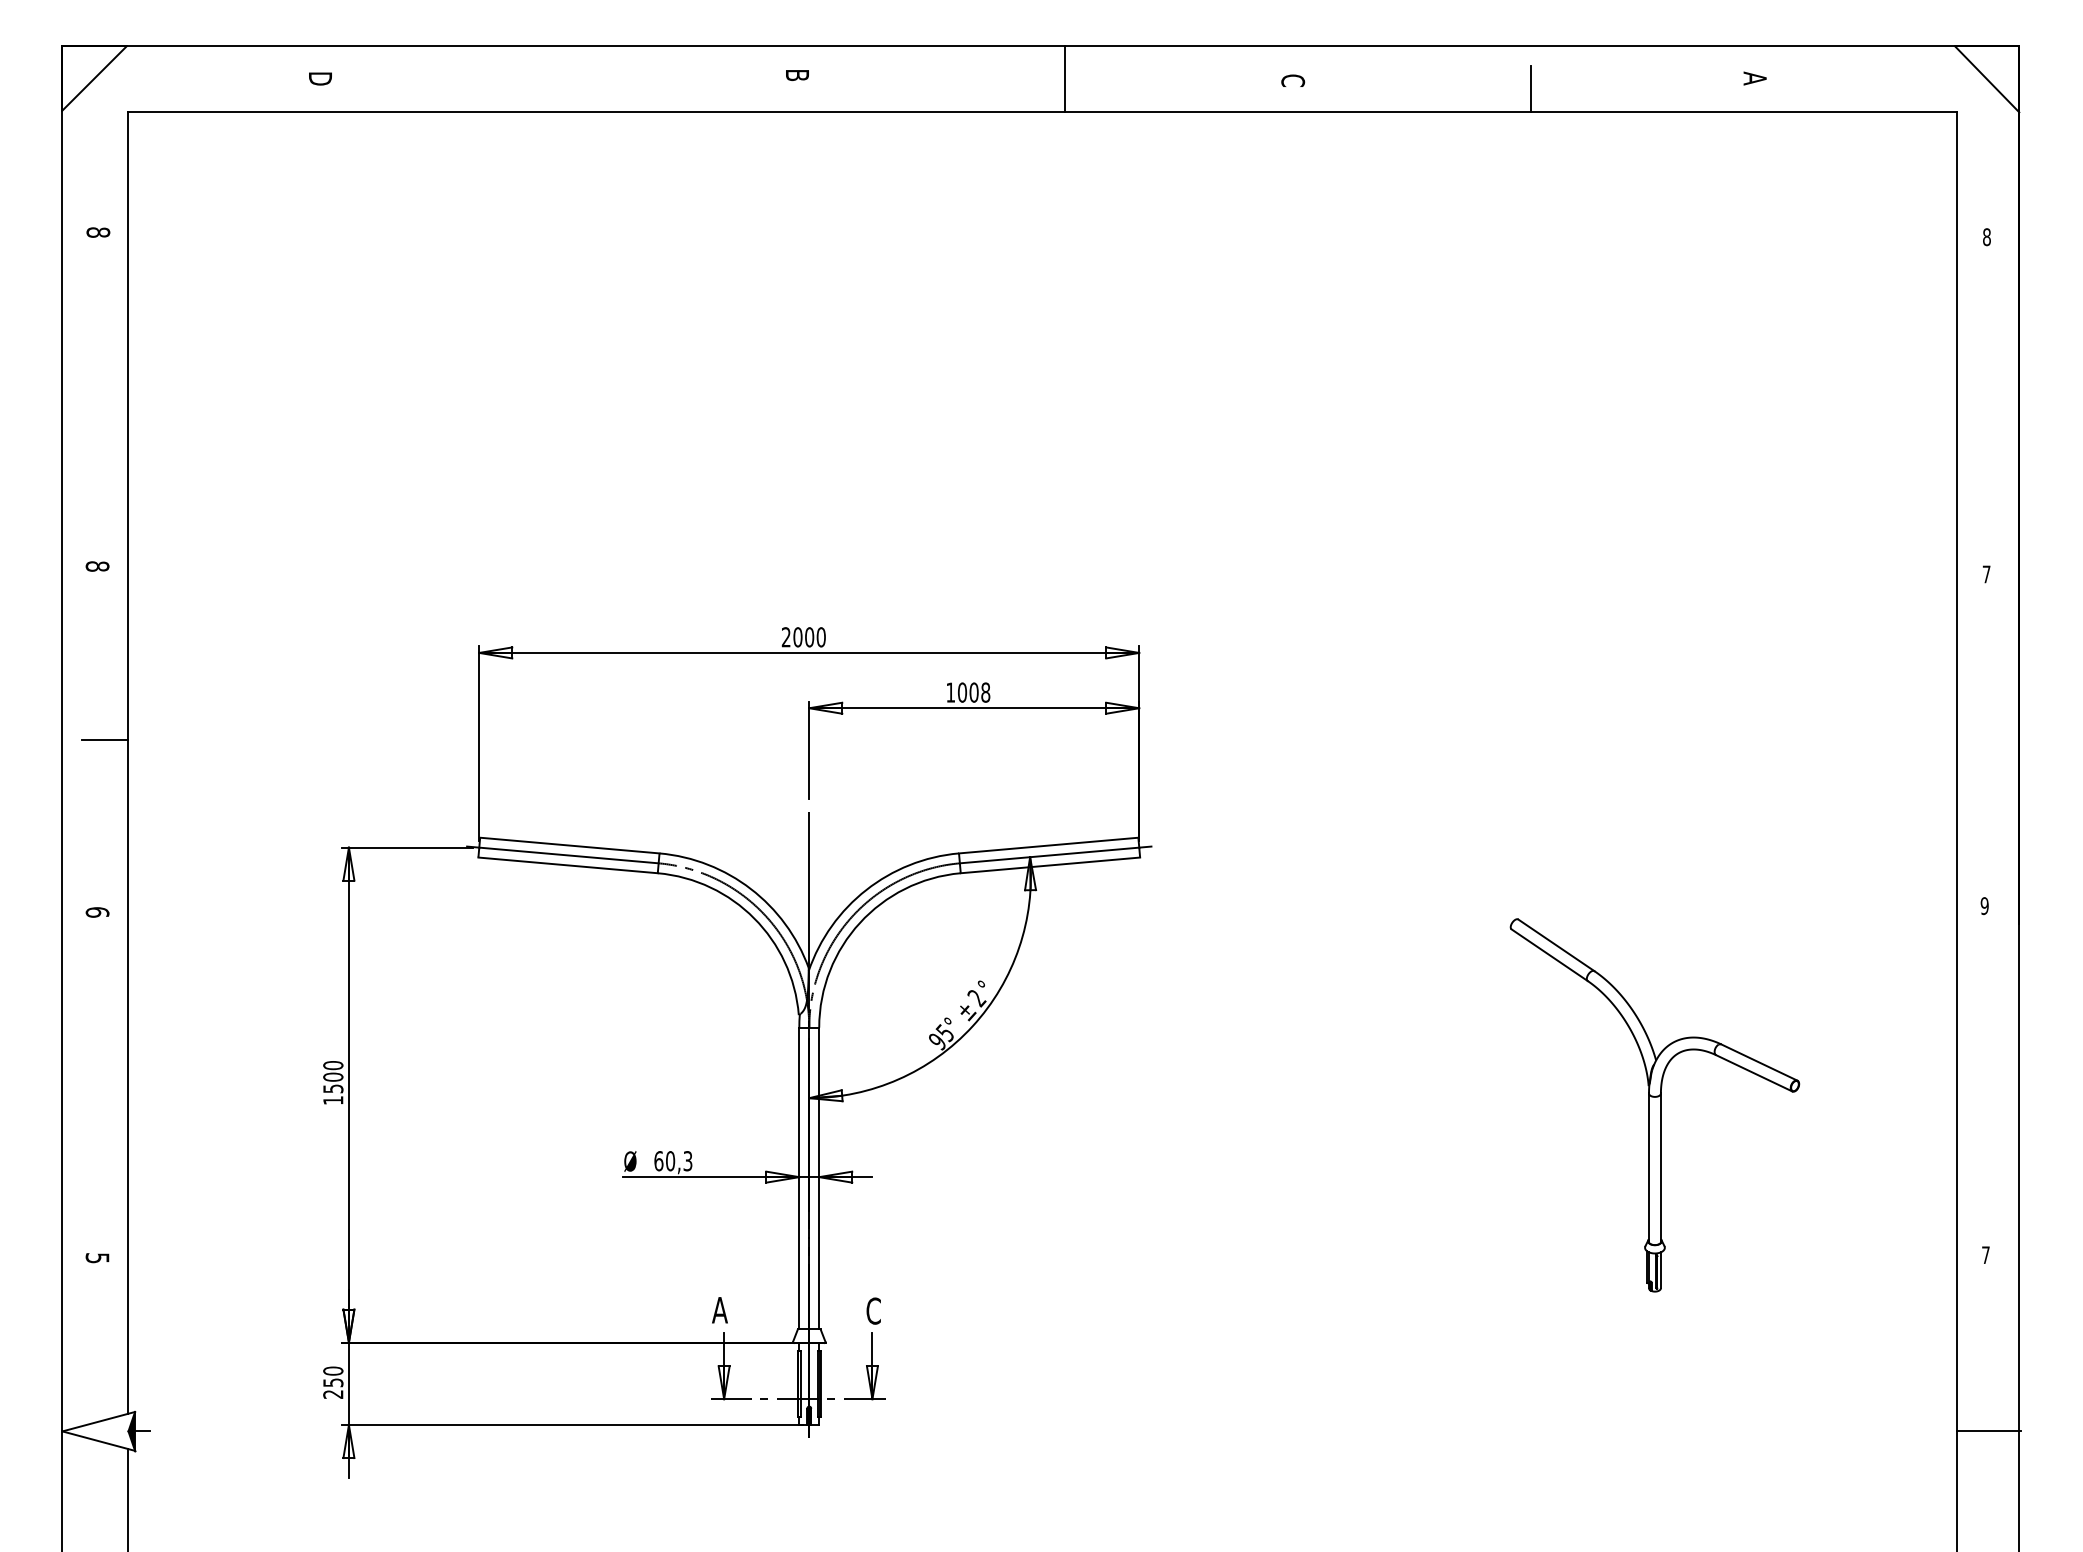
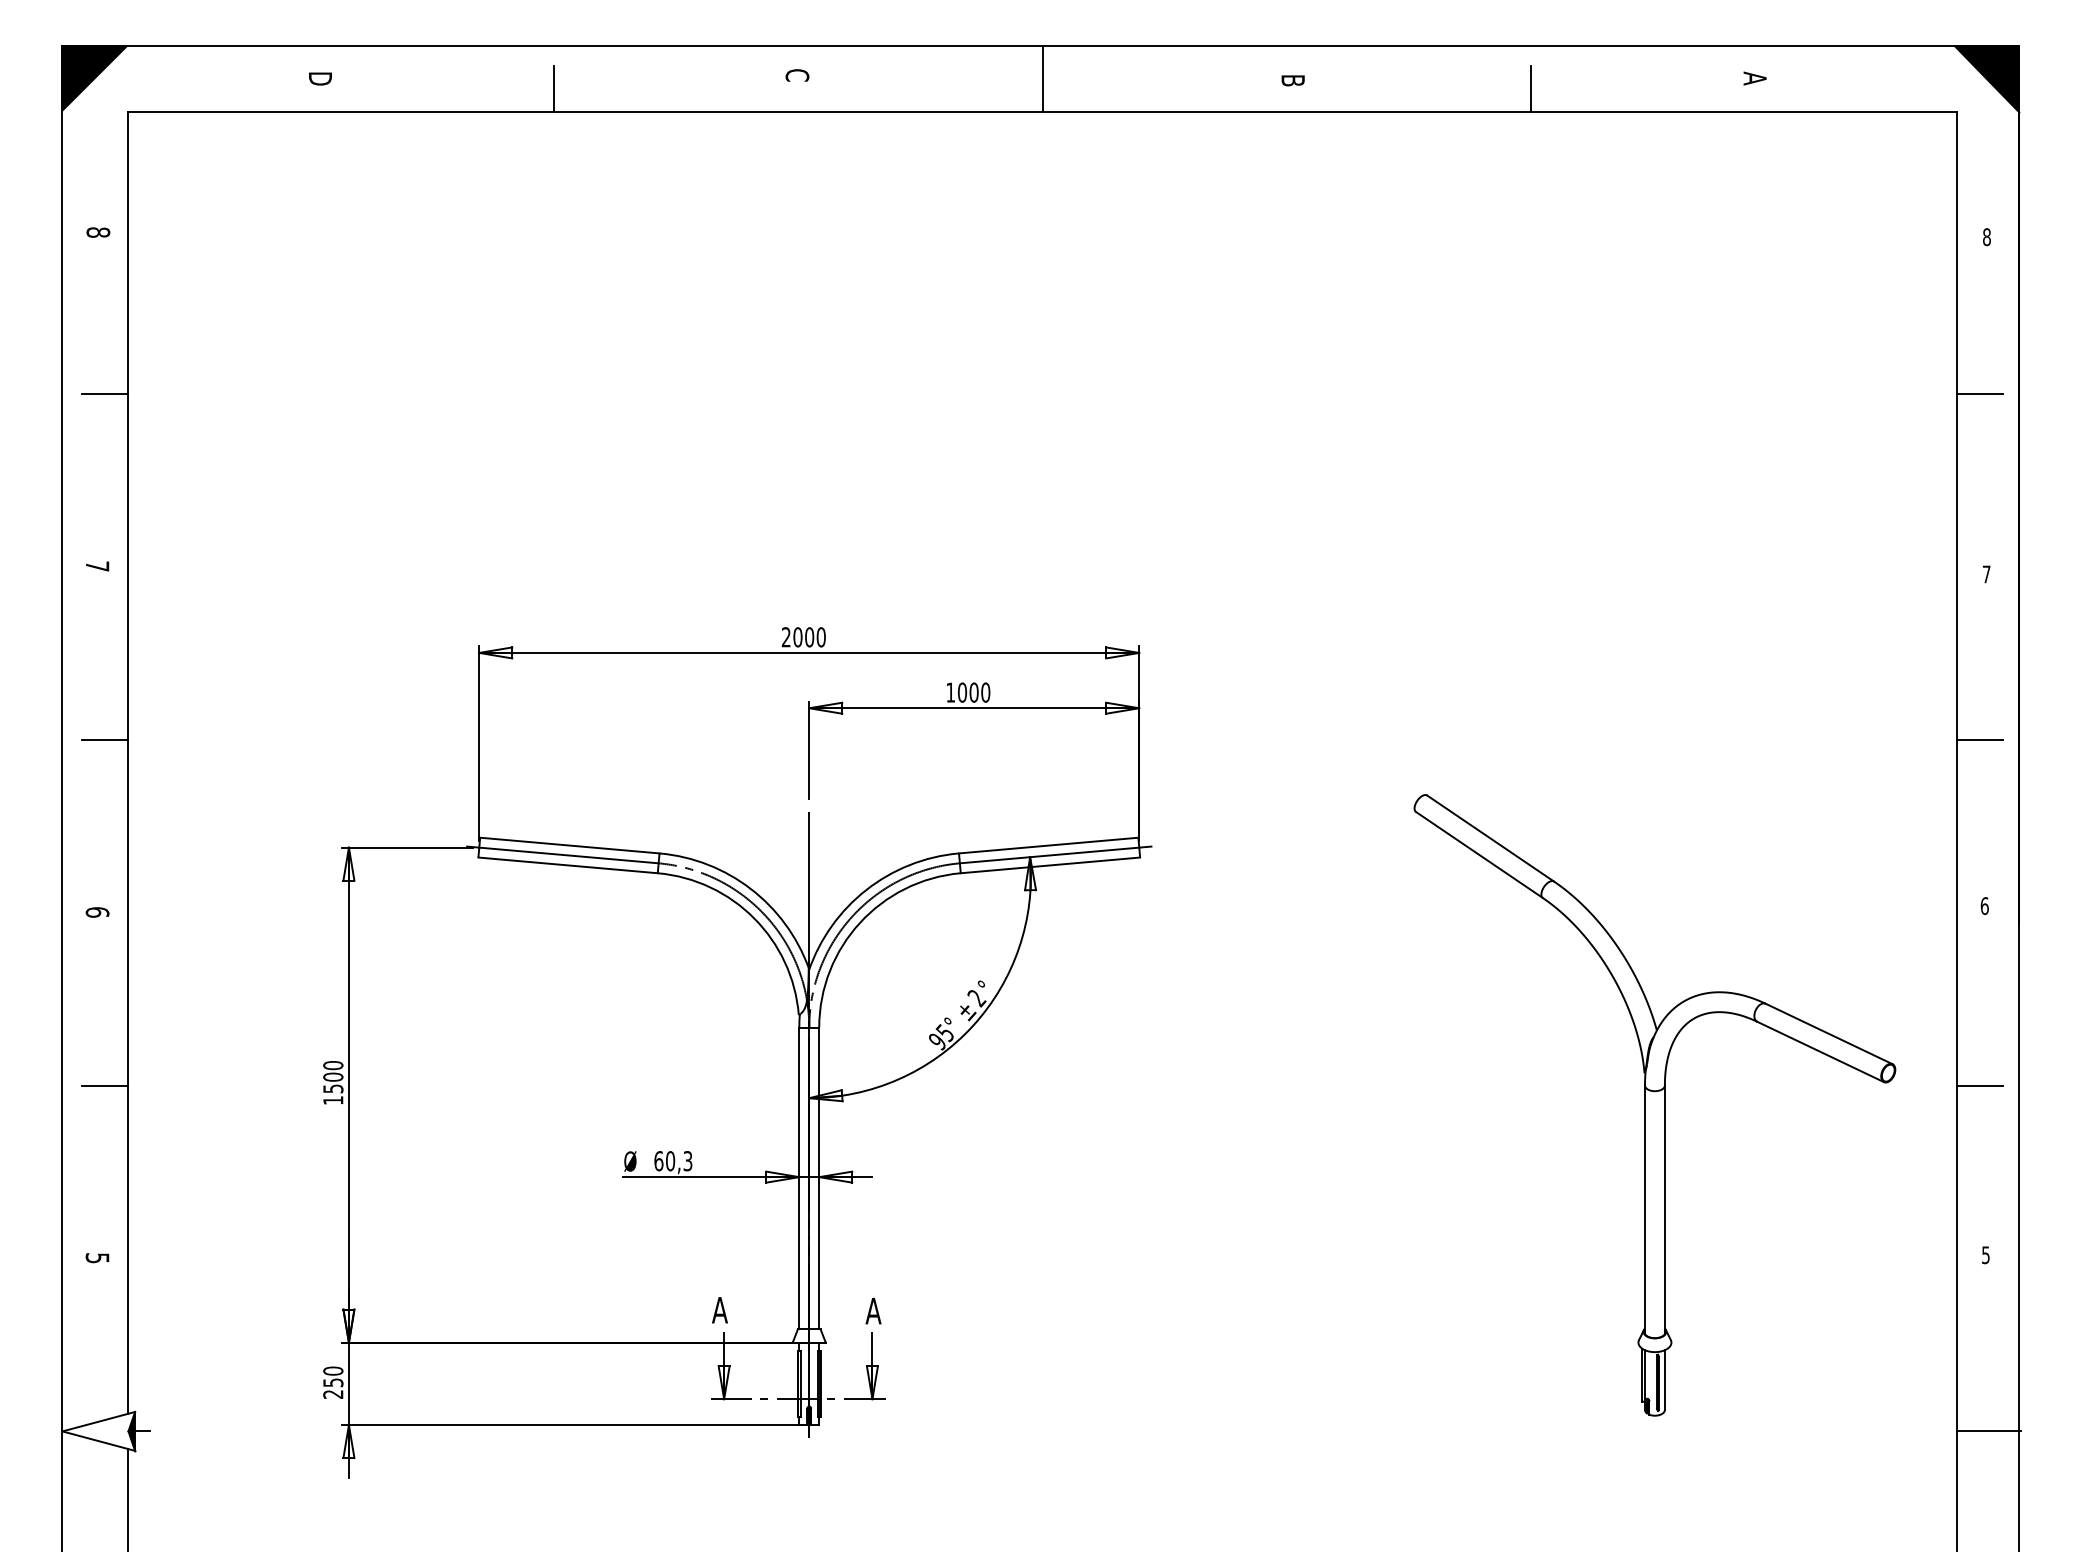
text: B -> C (797, 75)
fill: none -> present (94, 78)
line position: (1064, 79) -> (1042, 79) (1042, 79)
fill: none -> present (1987, 79)
text: C -> B (1293, 80)
line: none -> present (554, 89)
line: none -> present (105, 393)
line: none -> present (1979, 393)
text: 8 -> 7 (97, 566)
text: 1008 -> 1000 (985, 692)
line: none -> present (1979, 739)
text: 9 -> 6 (1984, 906)
line: none -> present (105, 1085)
line: none -> present (1979, 1085)
part size: 292x375 px -> 484x623 px (1654, 1105)
text: 7 -> 5 (1985, 1255)
text: C -> A (873, 1310)
